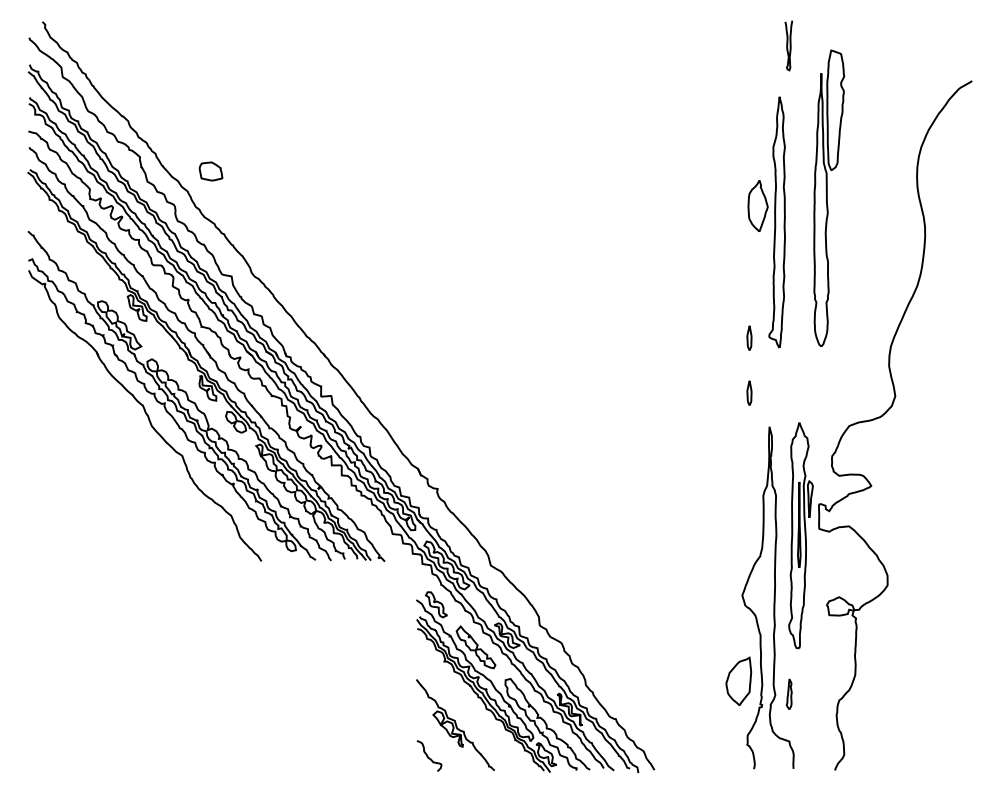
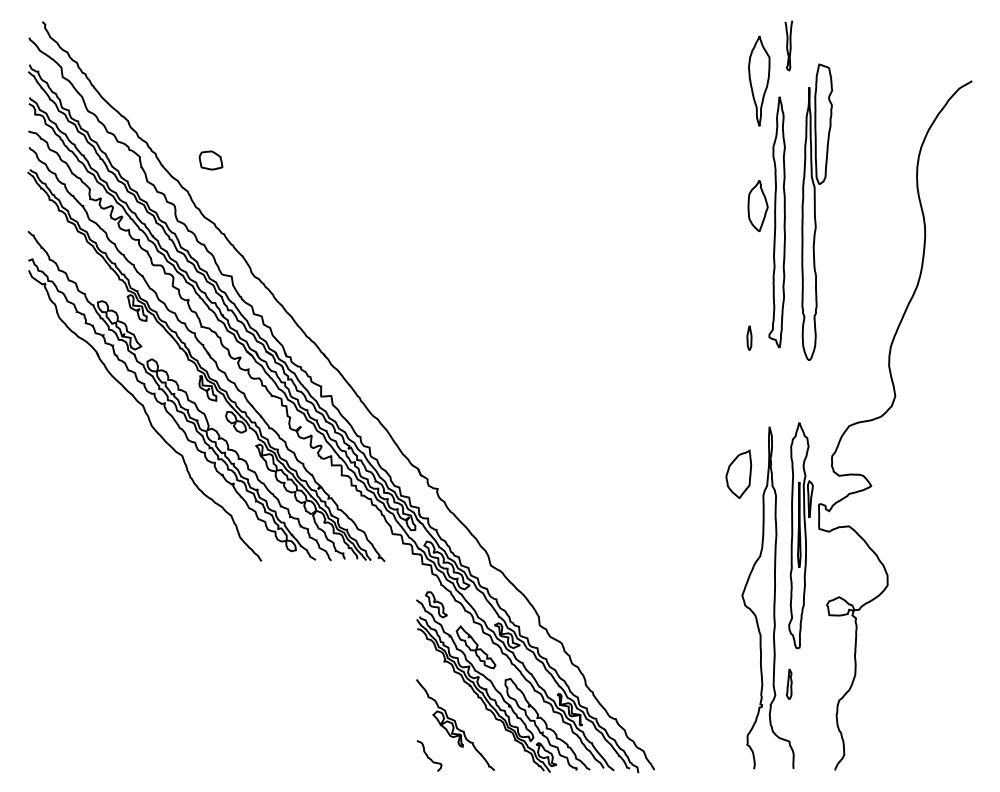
part: none -> present (759, 80)
part position: (210, 171) -> (210, 160) (210, 160)
part position: (829, 197) -> (817, 211) (817, 211)
part: present -> none (749, 392)
part position: (738, 680) -> (738, 473) (738, 473)
part position: (789, 693) -> (789, 683) (789, 683)
